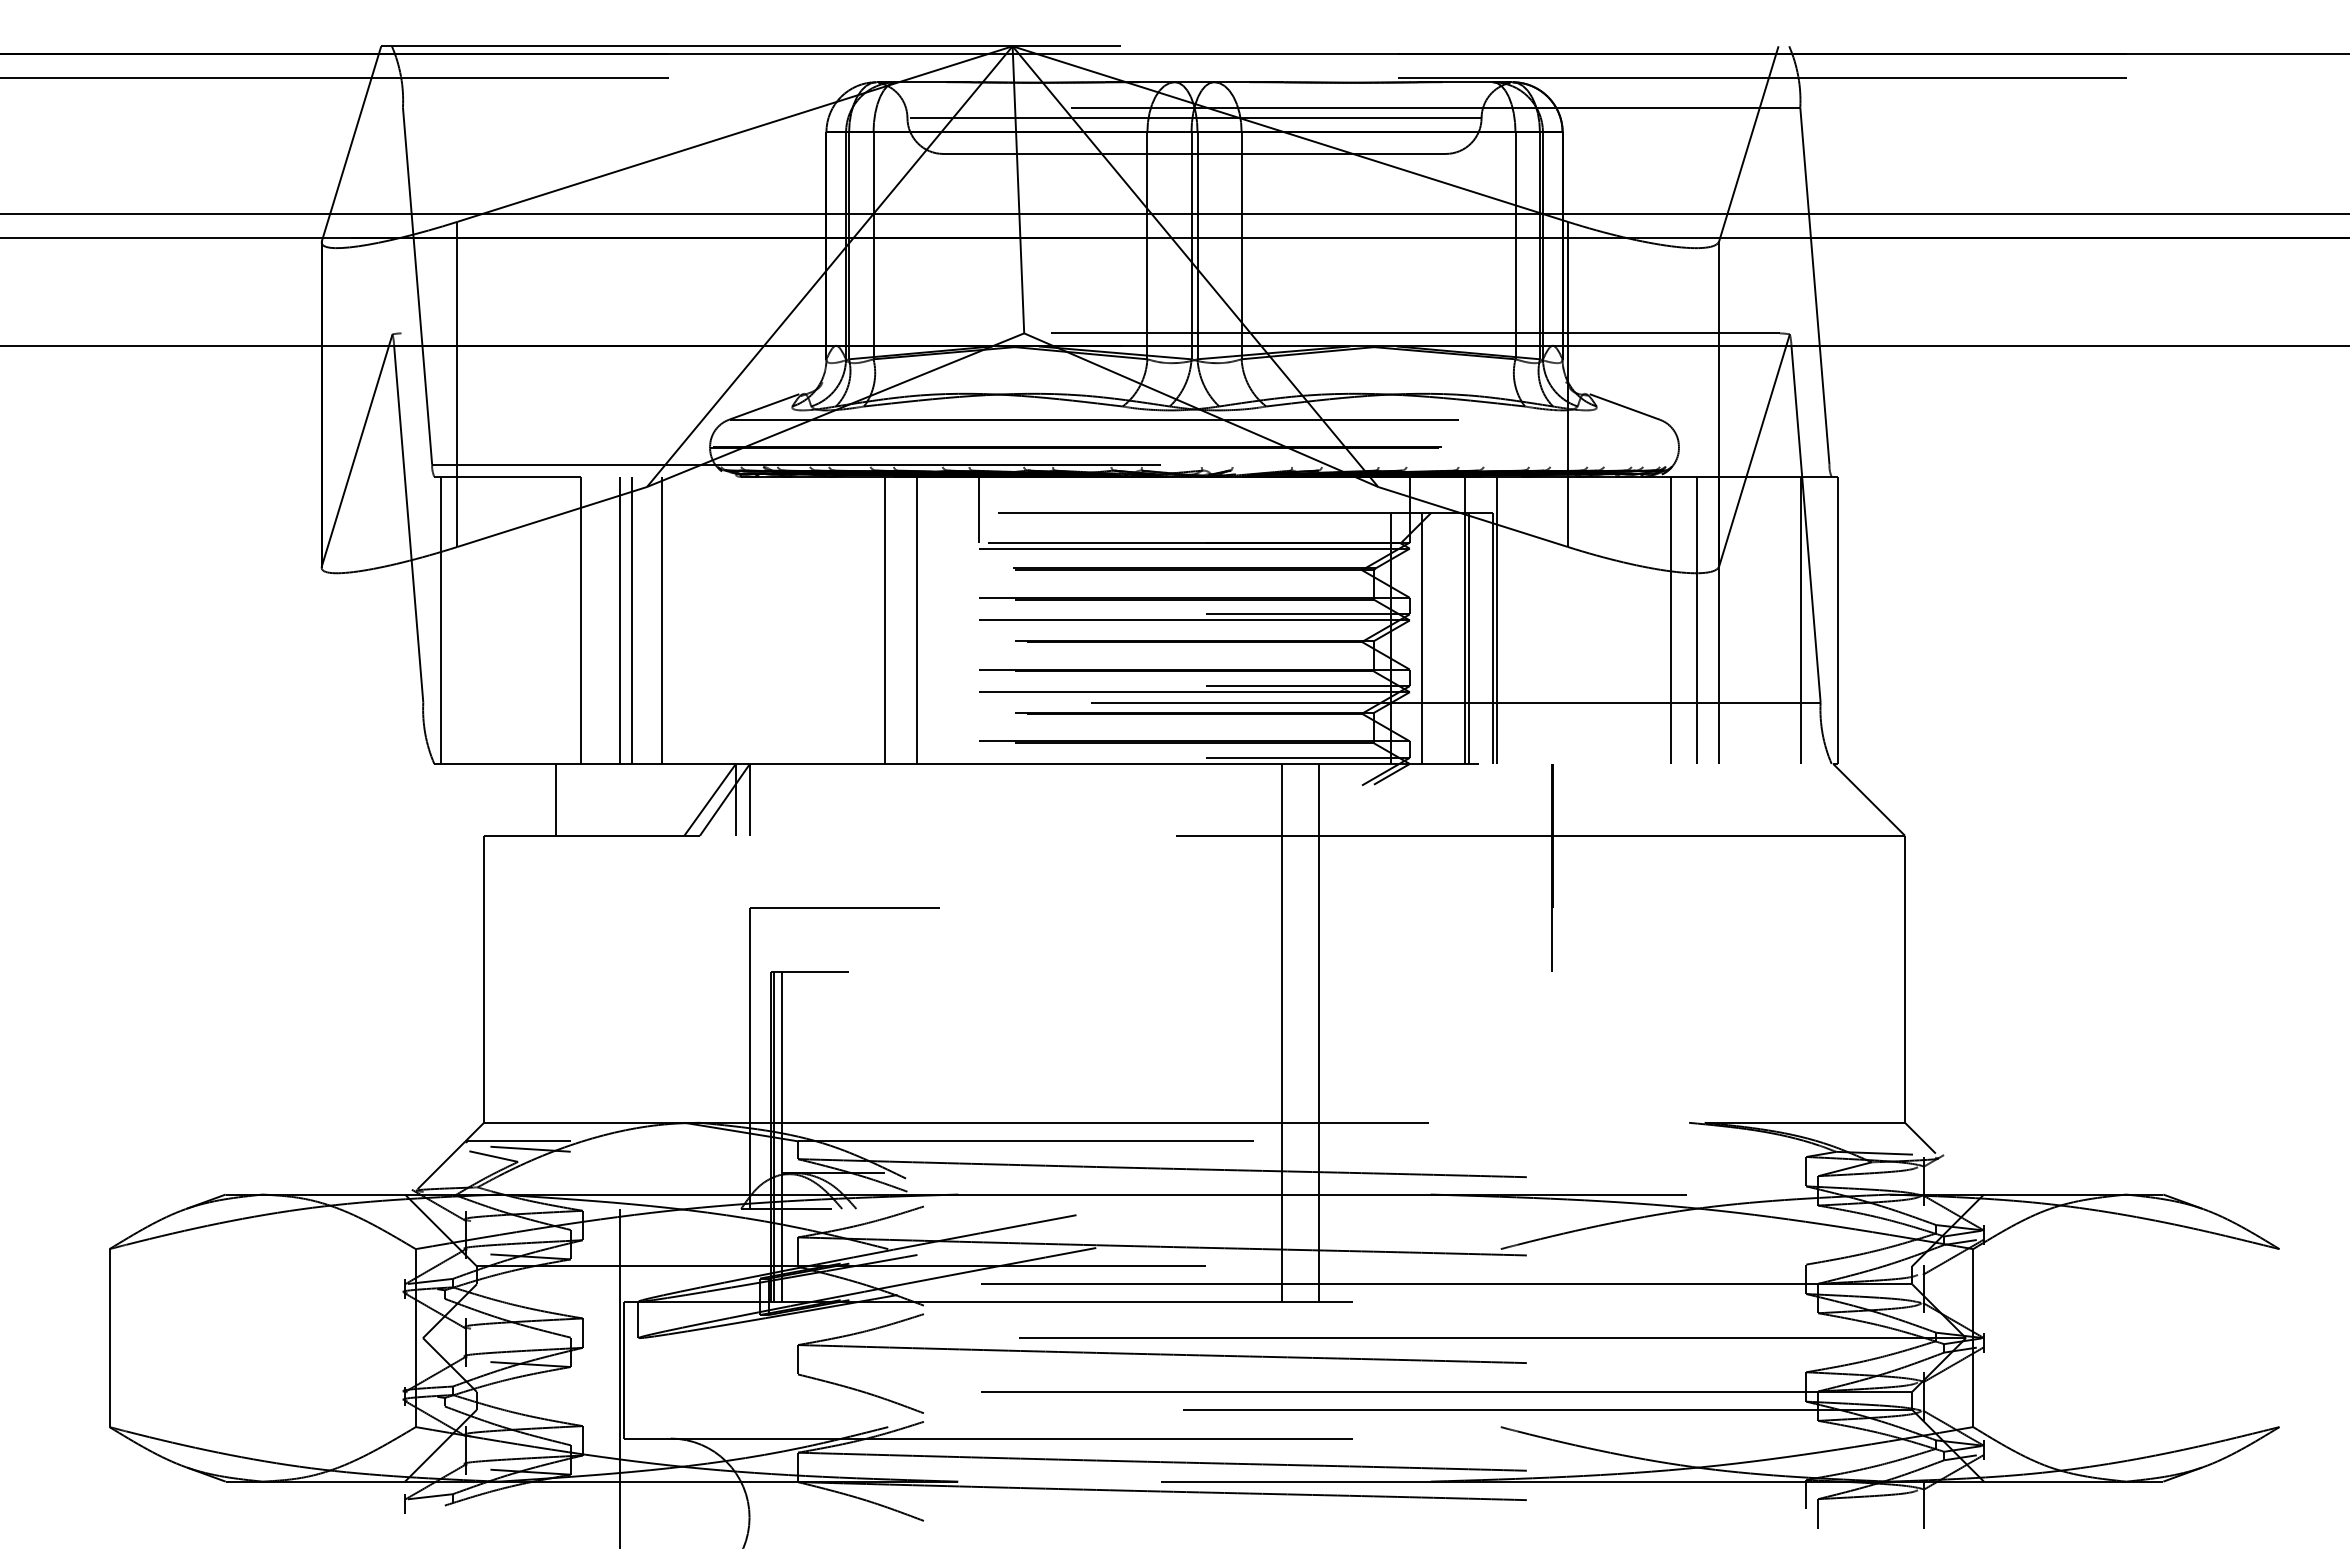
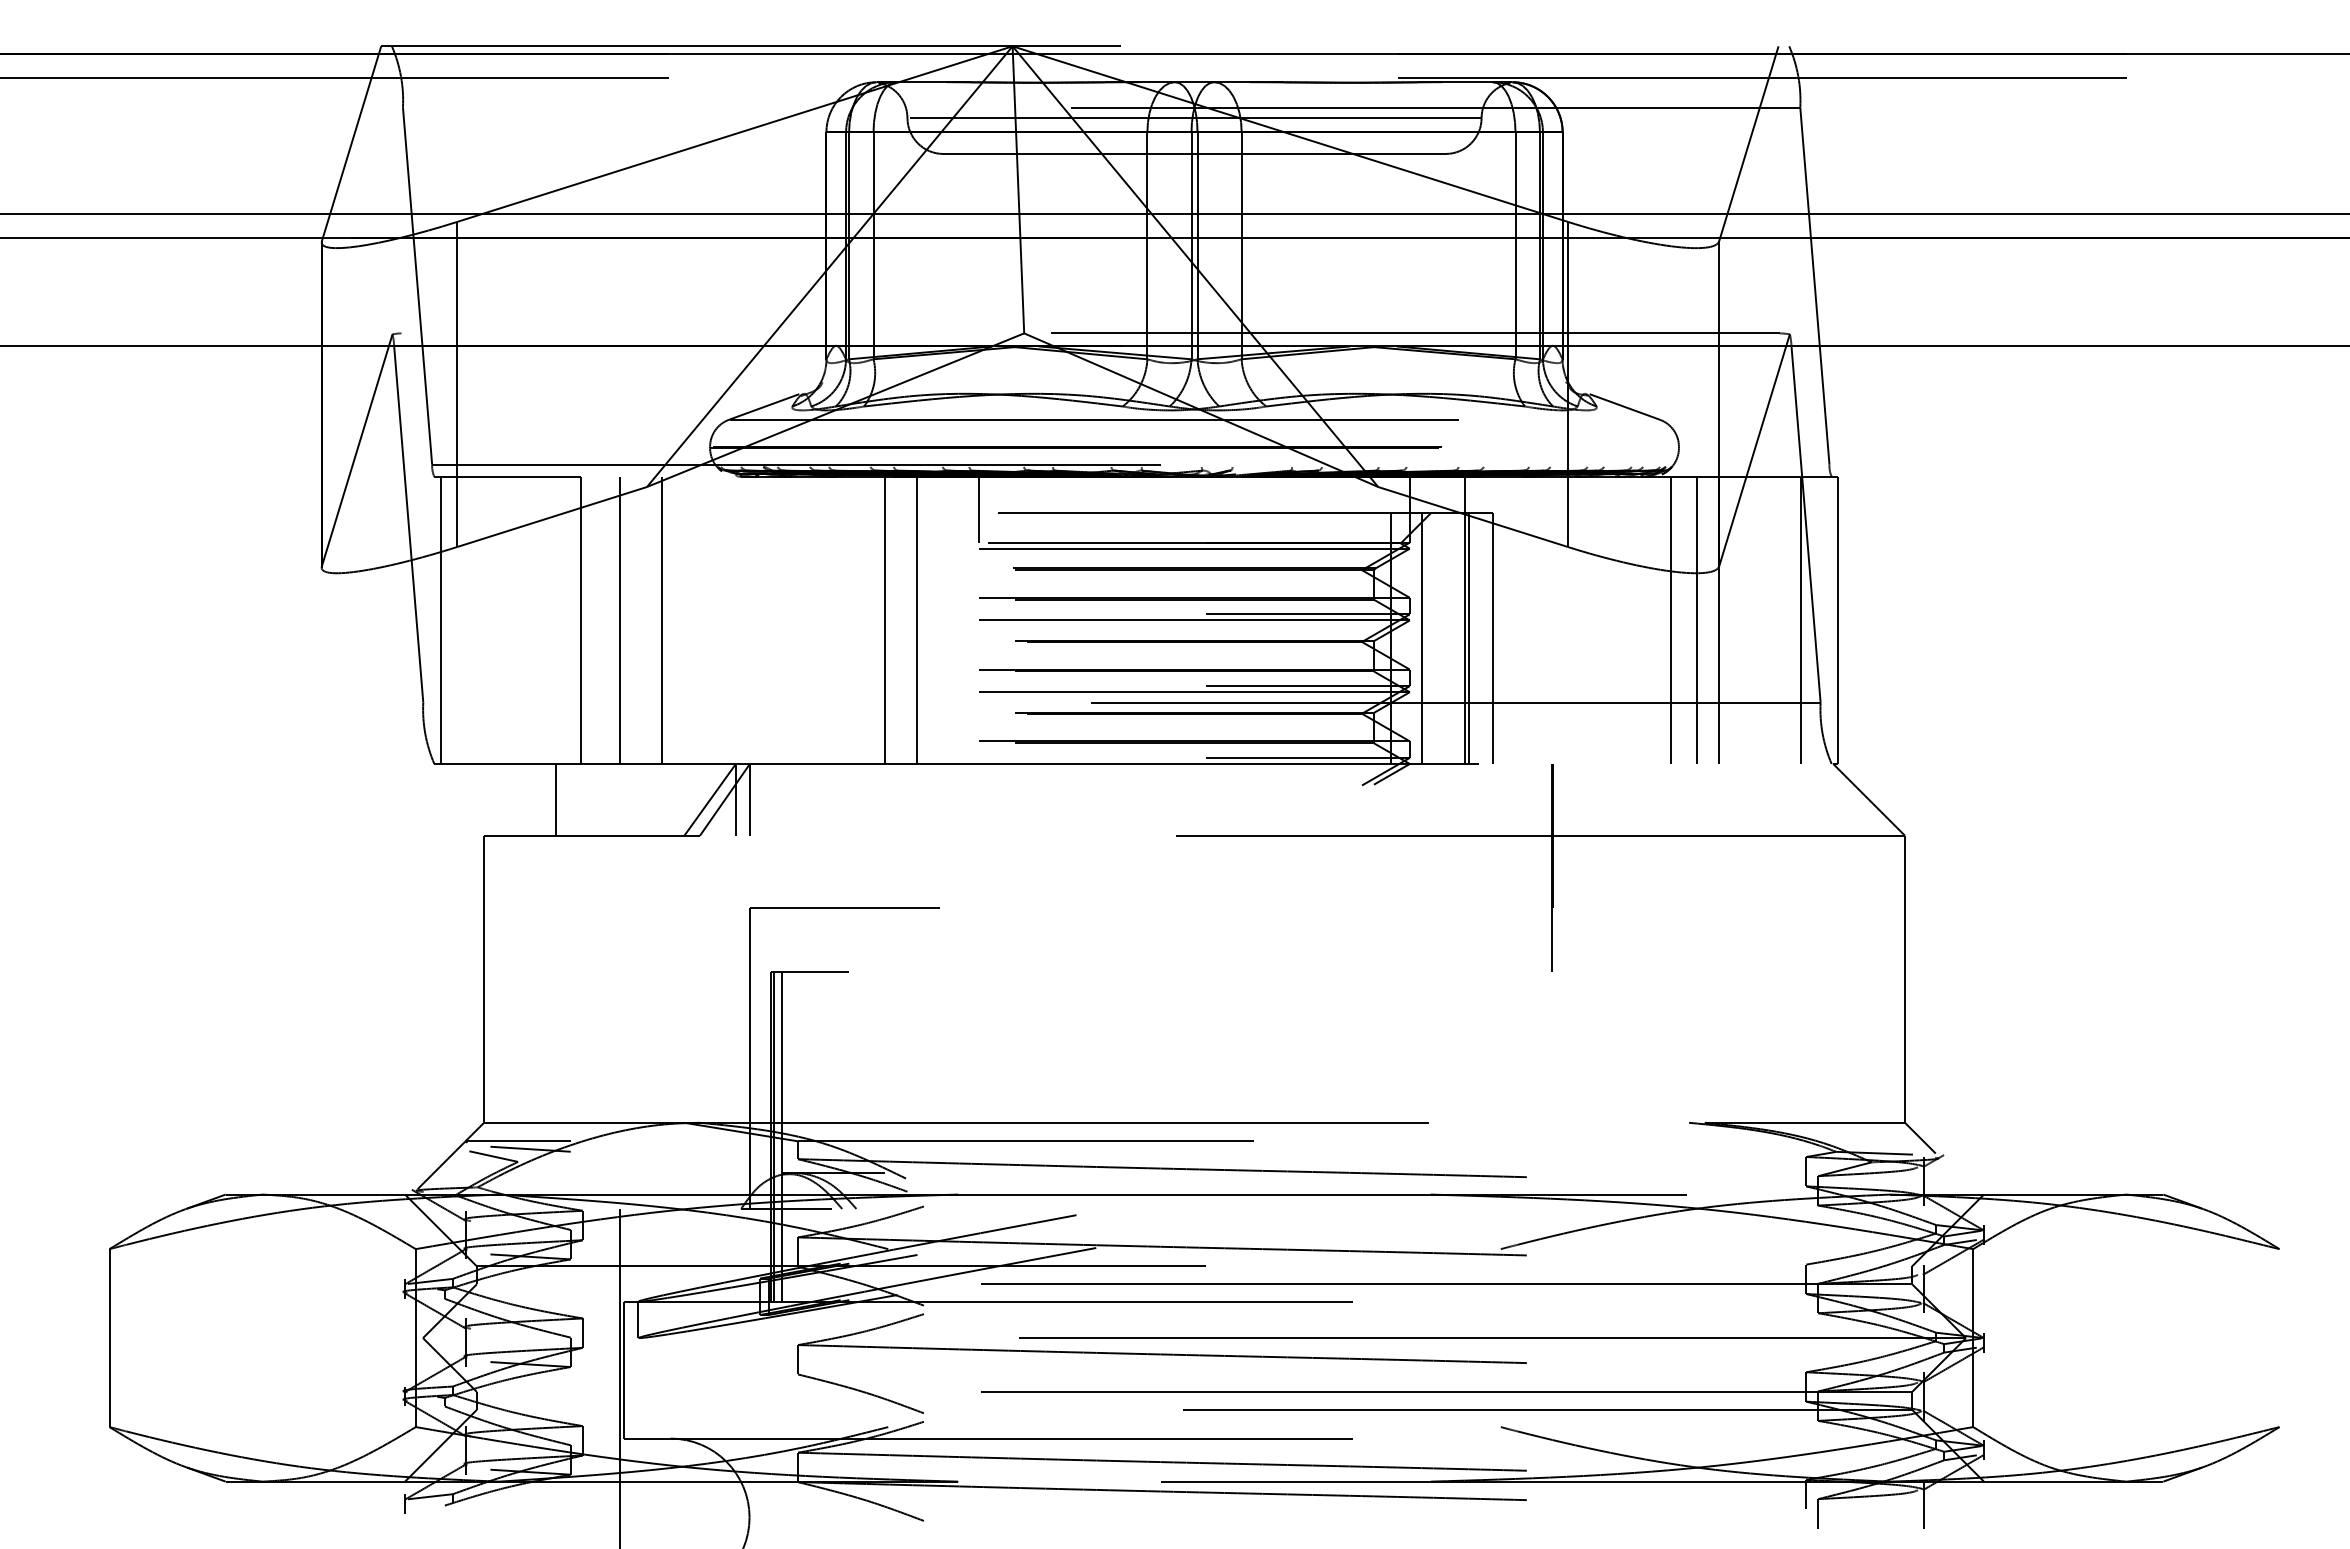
line: present -> none (632, 619)
line: present -> none (1496, 619)
line: present -> none (1281, 1032)
line: present -> none (1319, 1032)
